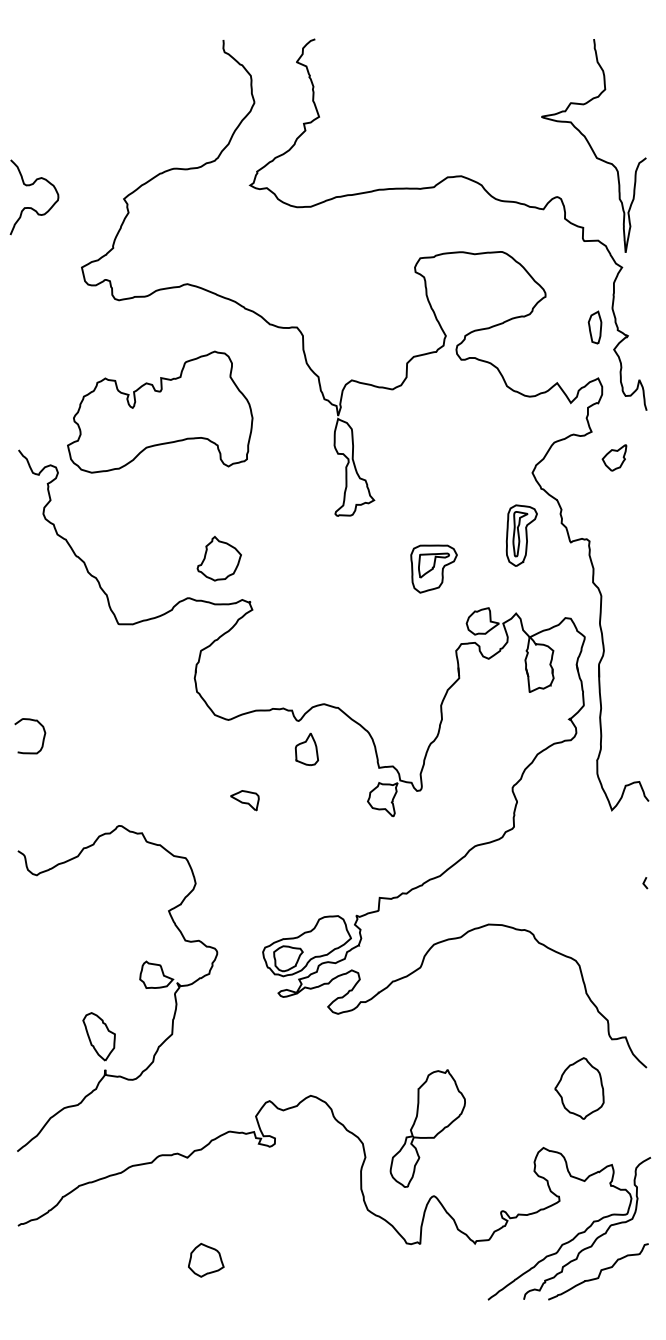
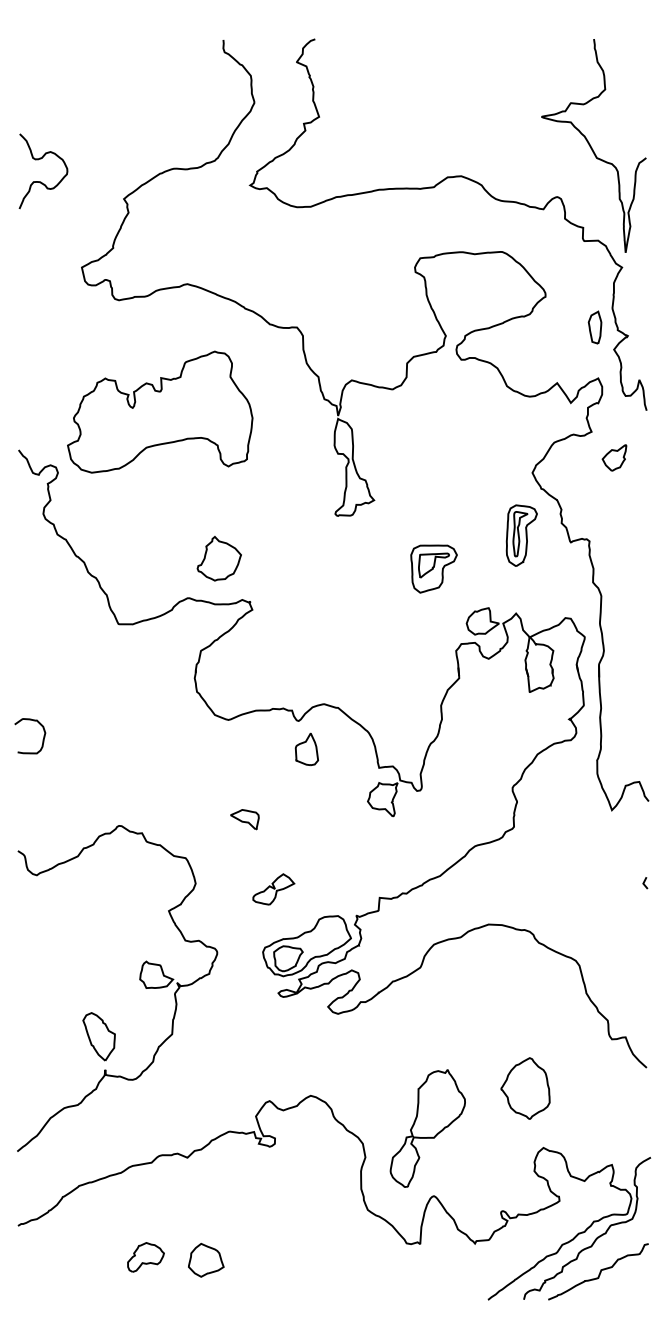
curve position: (32, 207) -> (41, 181) (41, 181)
part position: (244, 800) -> (244, 819) (244, 819)
part: none -> present (273, 889)
part position: (579, 1088) -> (525, 1088) (525, 1088)
part: none -> present (145, 1257)
